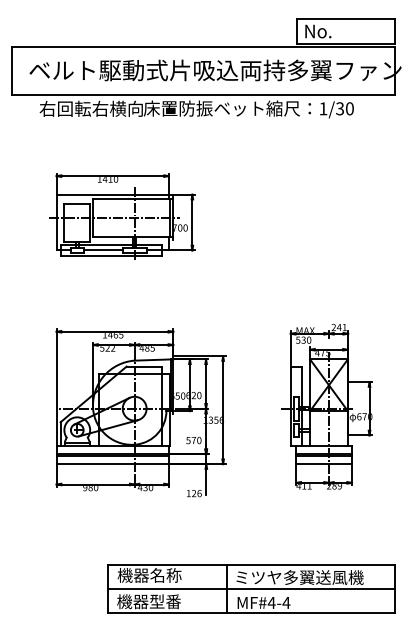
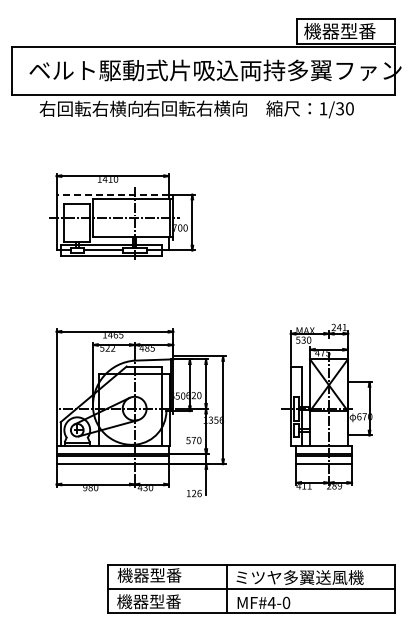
text: No. -> 機器型番 (339, 30)
text: 床置防振ベット -> 右回転右横向 (203, 108)
line: solid -> dashed (112, 194)
text: 機器名称 -> 機器型番 (165, 575)
text: MF#4-4 -> MF#4-0 (286, 602)
